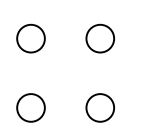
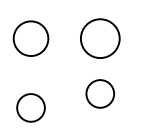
circle size: 30x31 px -> 38x37 px (30, 38)
circle diameter: 28 px -> 39 px (99, 38)
circle position: (99, 107) -> (99, 93) (99, 93)
